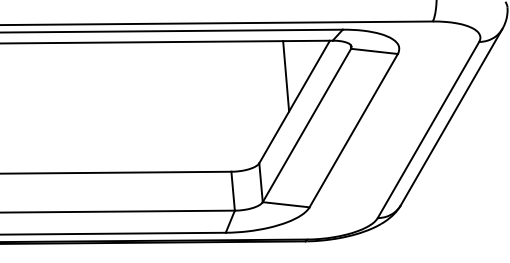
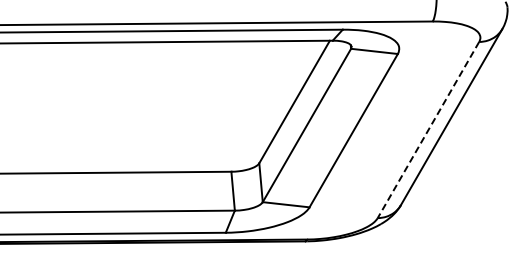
line: present -> none (286, 76)
line: solid -> dashed (428, 130)
